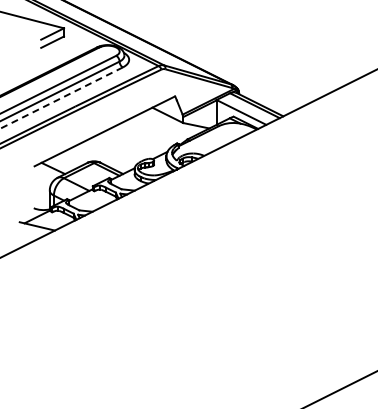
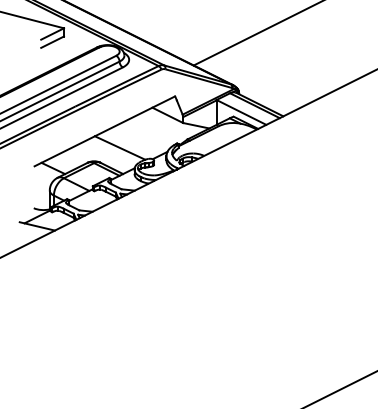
line: none -> present (256, 33)
line: dashed -> solid (61, 98)
line: none -> present (119, 147)
